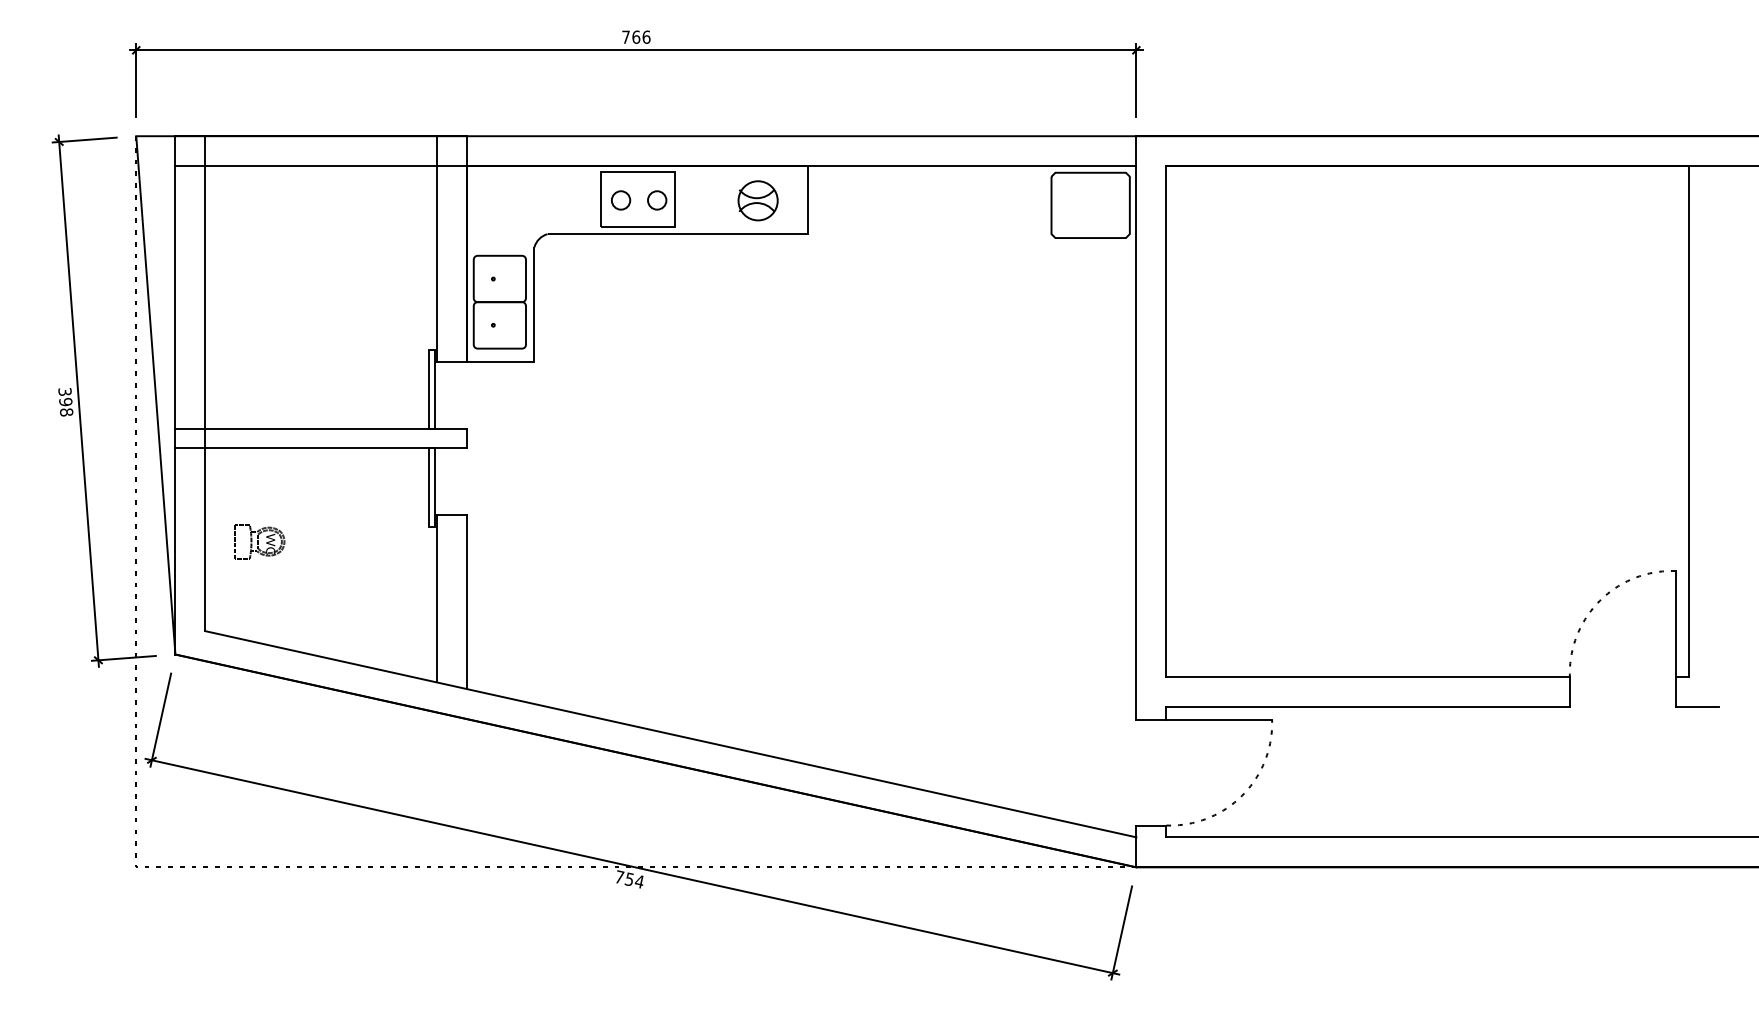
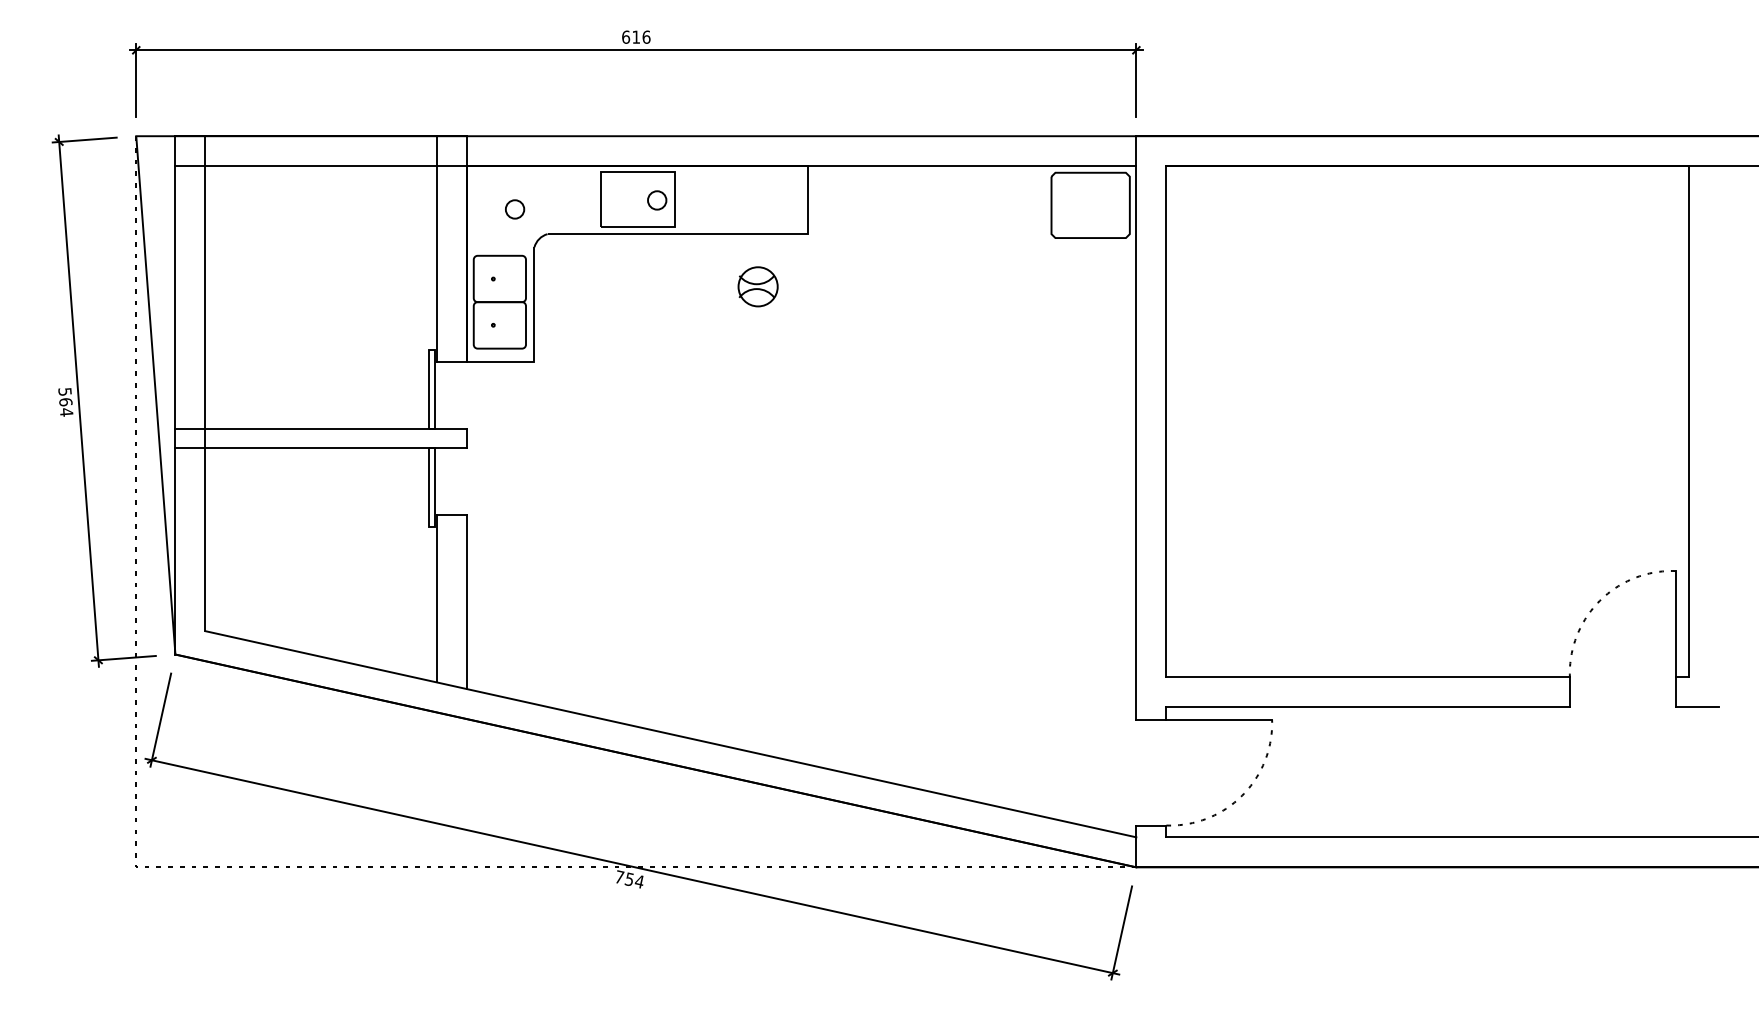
text: 766 -> 616 (631, 36)
circle position: (621, 200) -> (515, 209) (515, 209)
part position: (757, 200) -> (757, 286) (757, 286)
text: 398 -> 564 (66, 402)
part: present -> none (259, 541)
